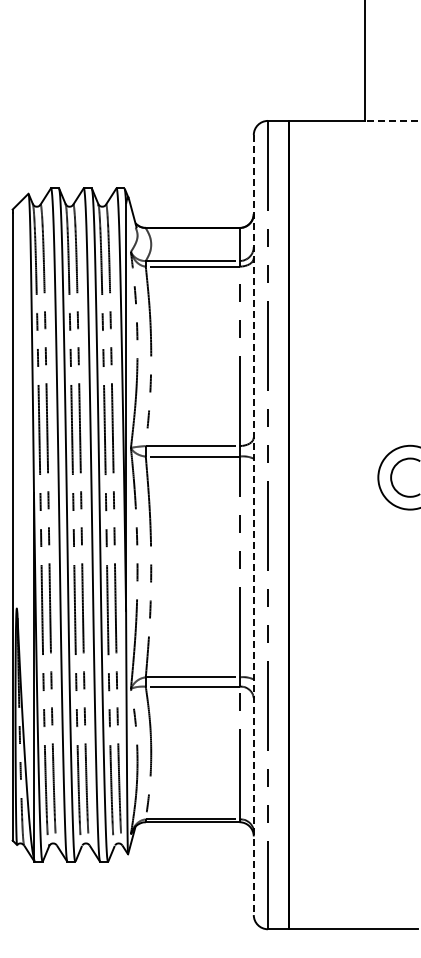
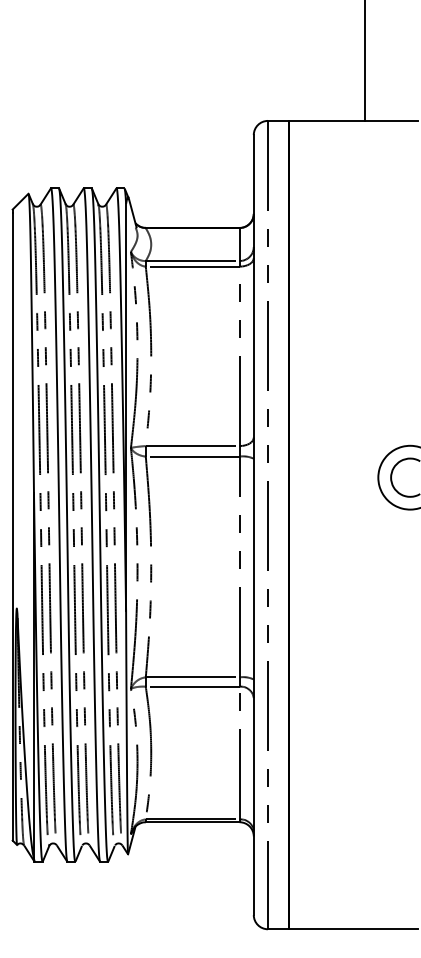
line: dashed -> solid (390, 121)
line: dashed -> solid (253, 525)
